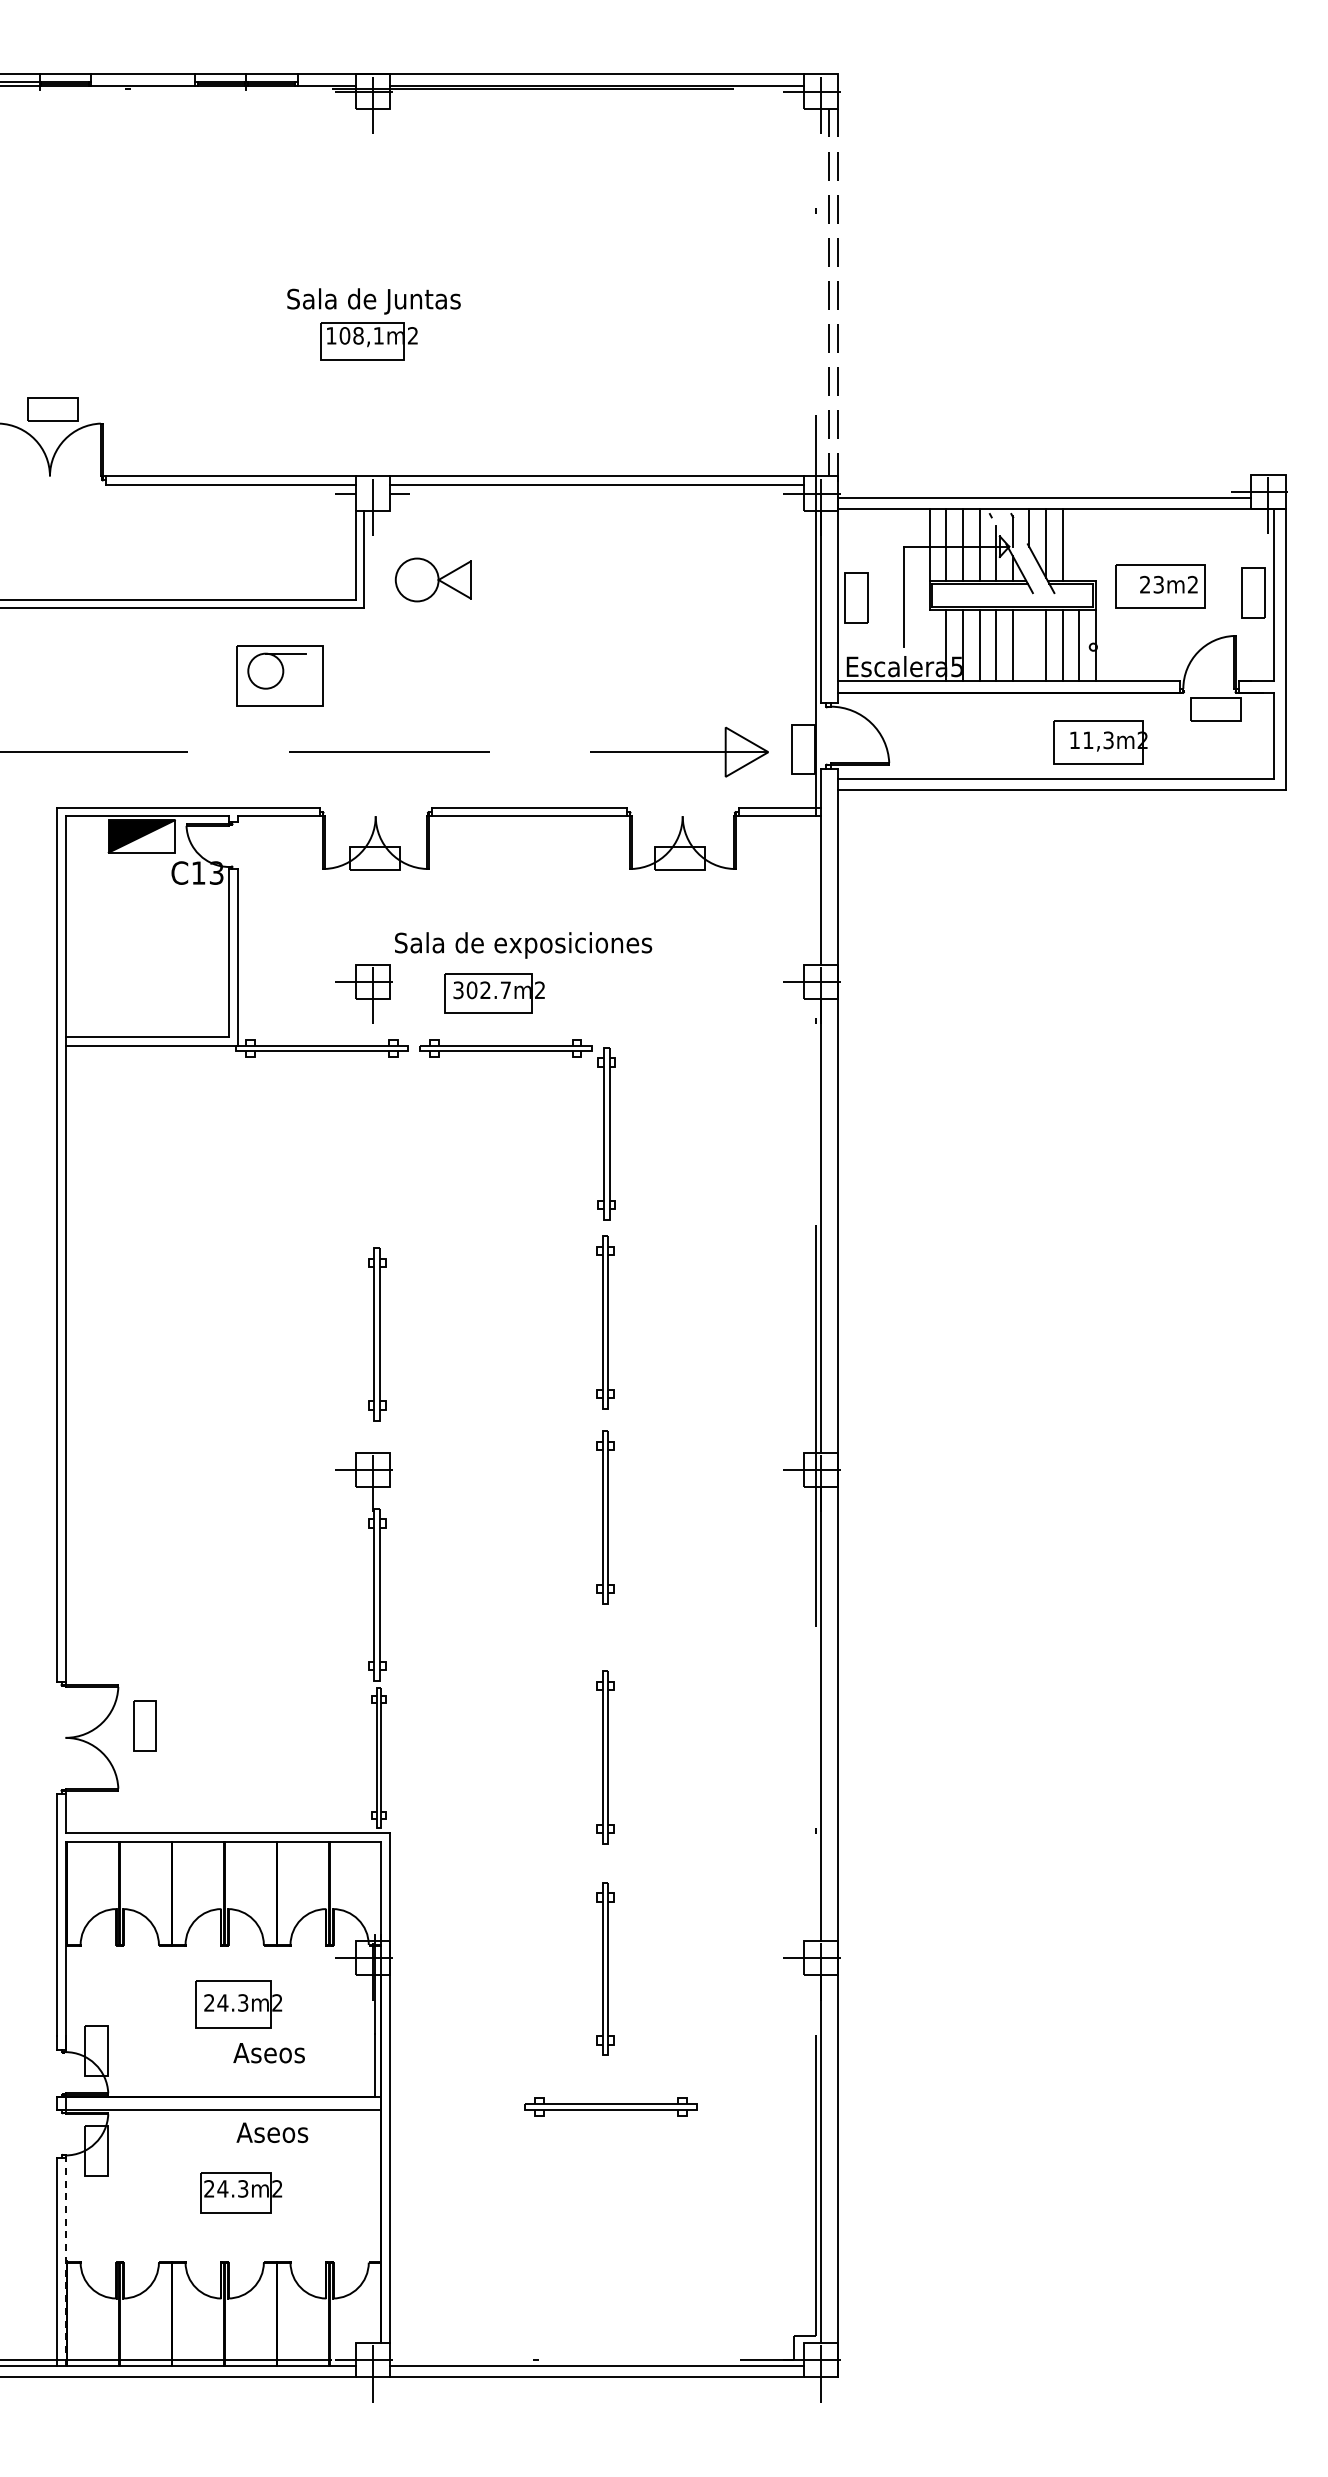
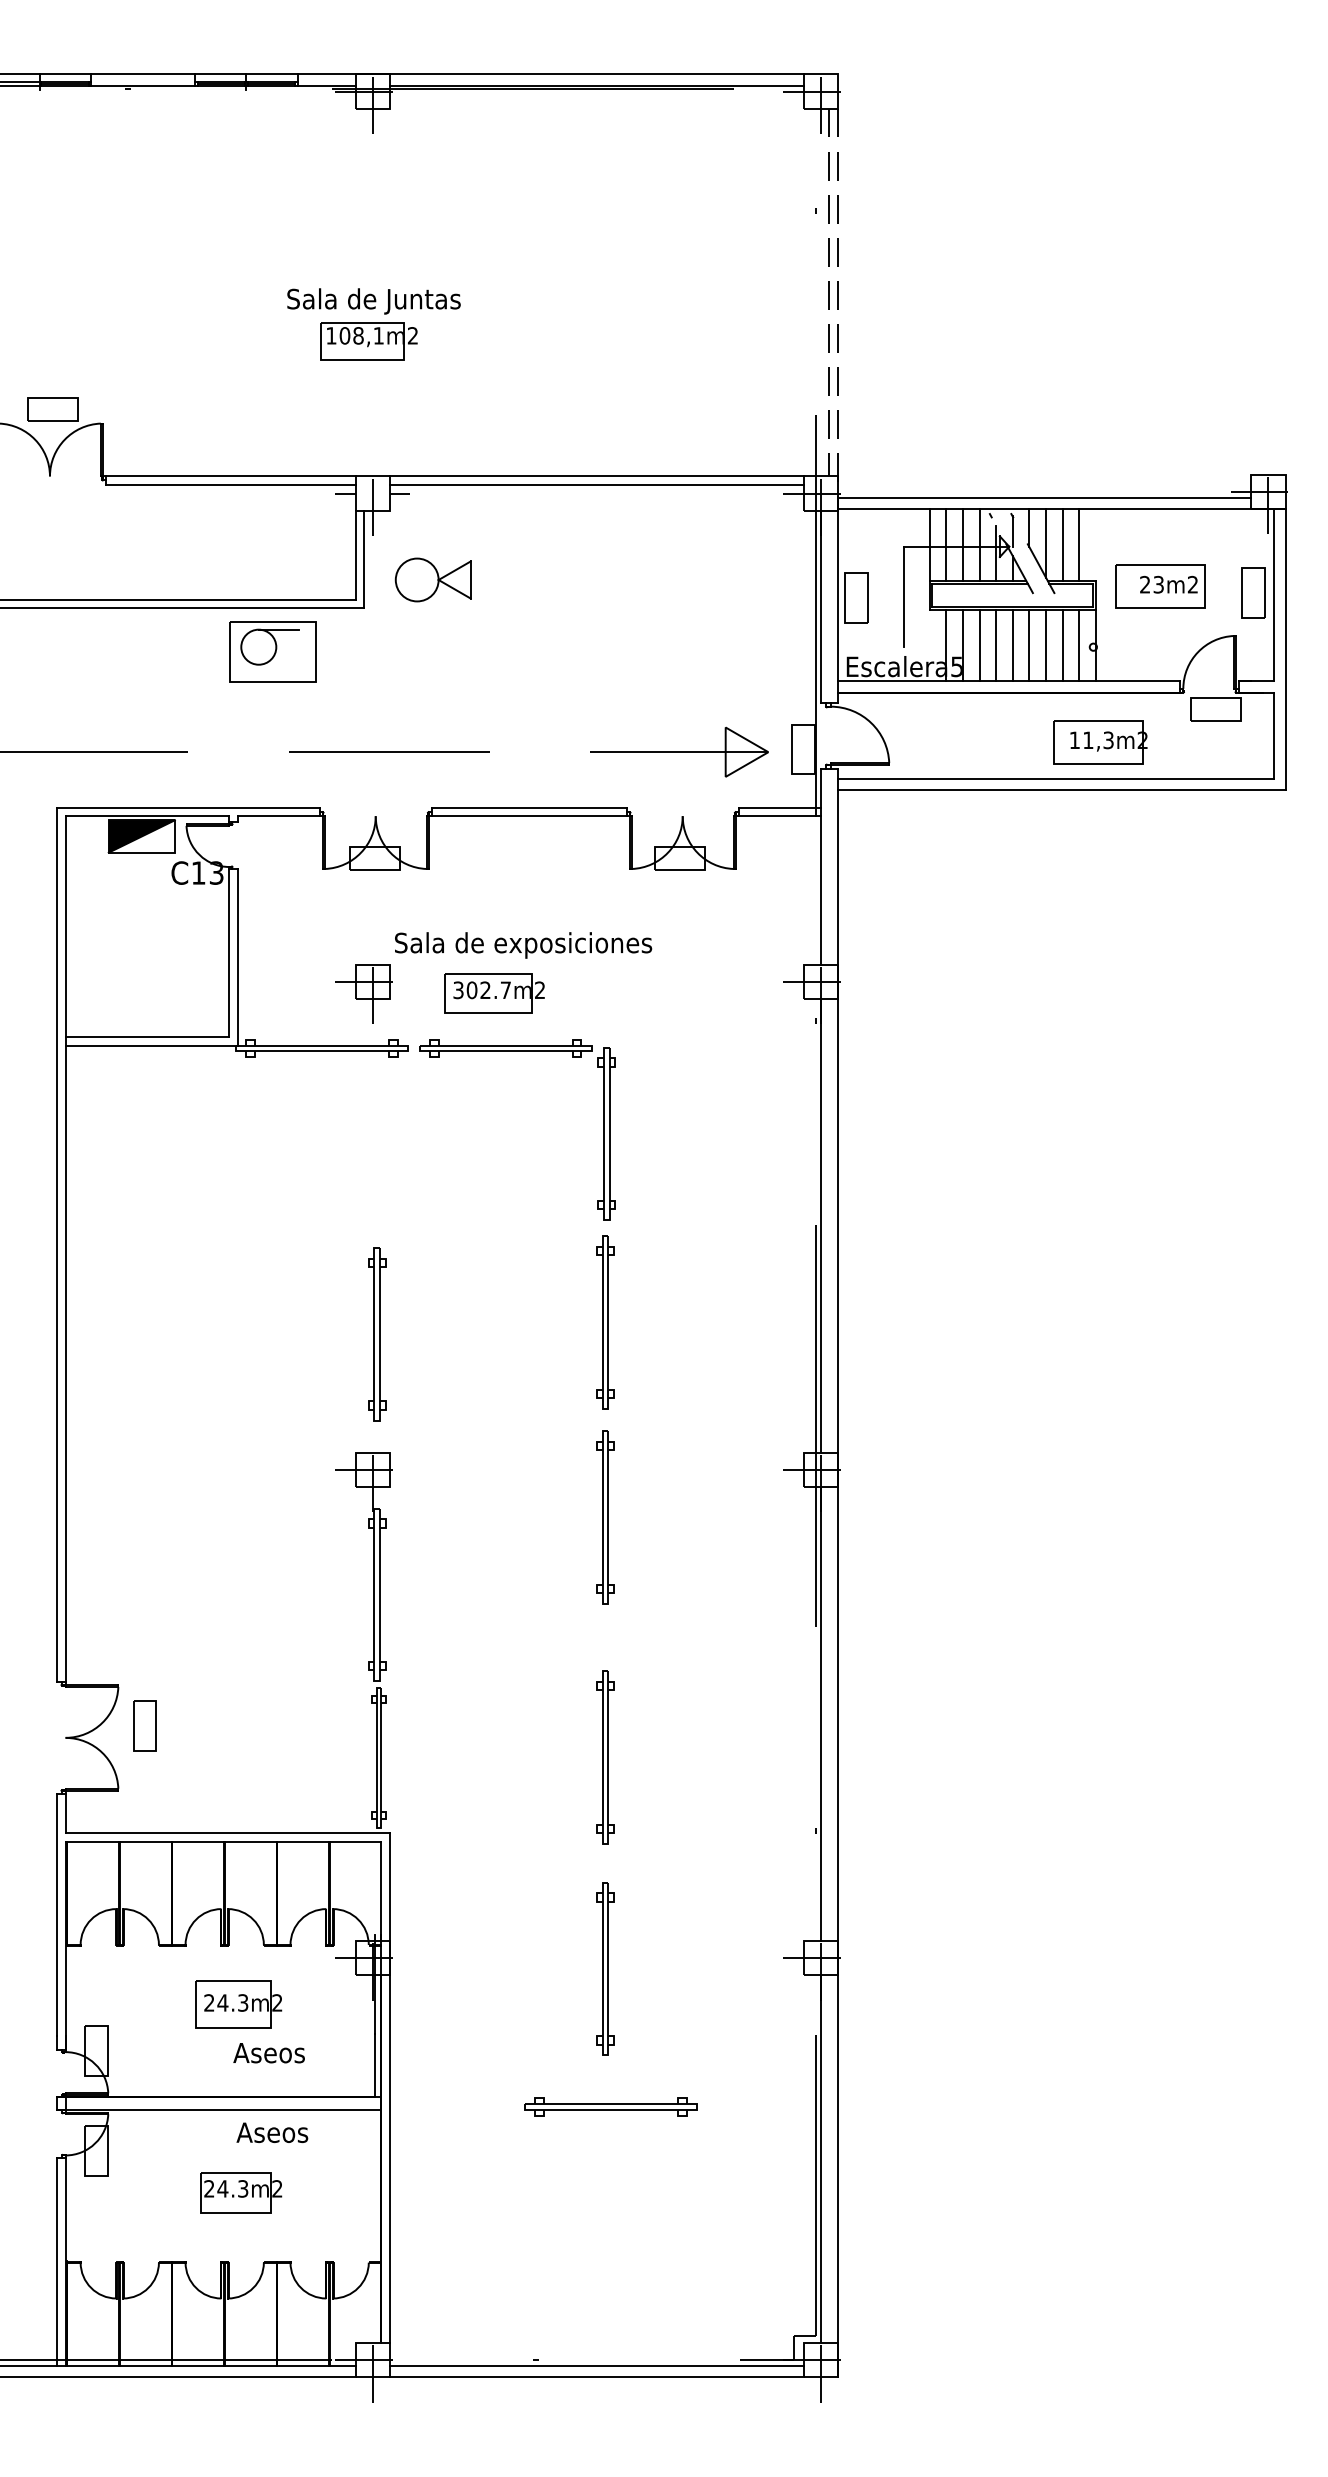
line: none -> present (1079, 544)
line: none -> present (1029, 645)
part position: (279, 675) -> (272, 651) (272, 651)
line: dashed -> solid (65, 2261)
